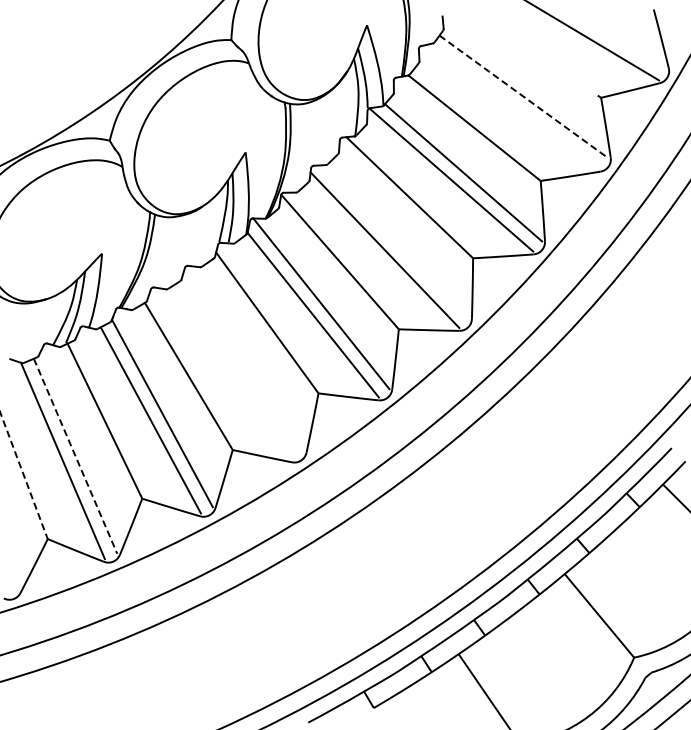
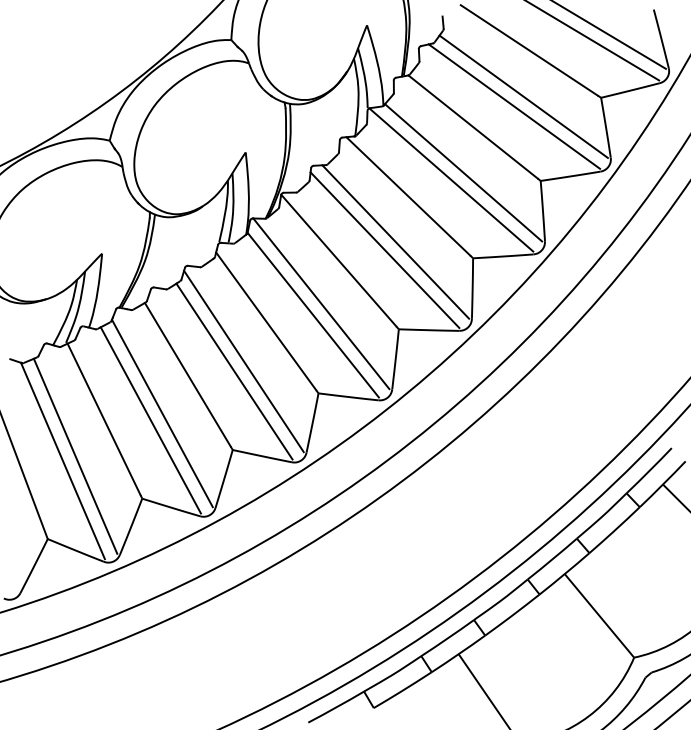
line: none -> present (609, 35)
line: none -> present (528, 50)
line: dashed -> solid (524, 97)
line: none -> present (514, 106)
line: none -> present (395, 241)
line: none -> present (243, 361)
line: none -> present (234, 371)
line: dashed -> solid (75, 456)
line: dashed -> solid (23, 475)
